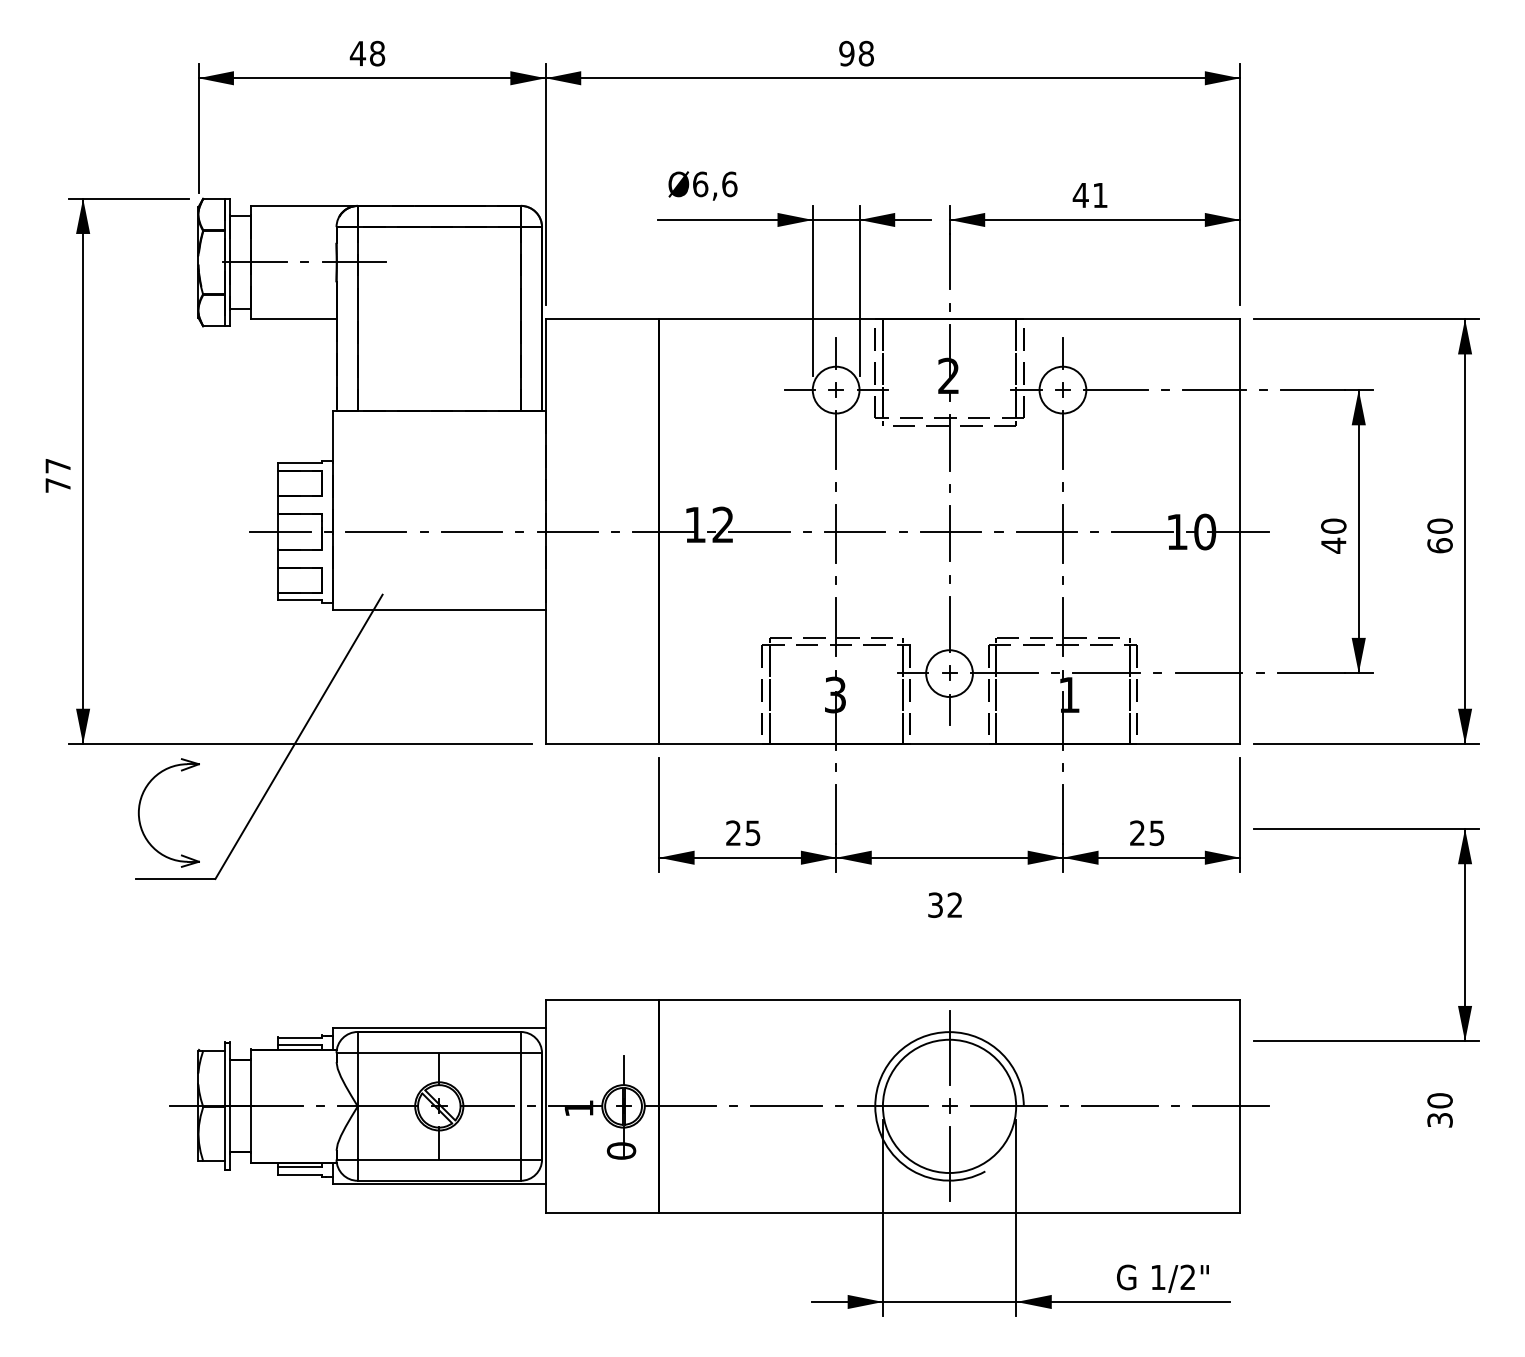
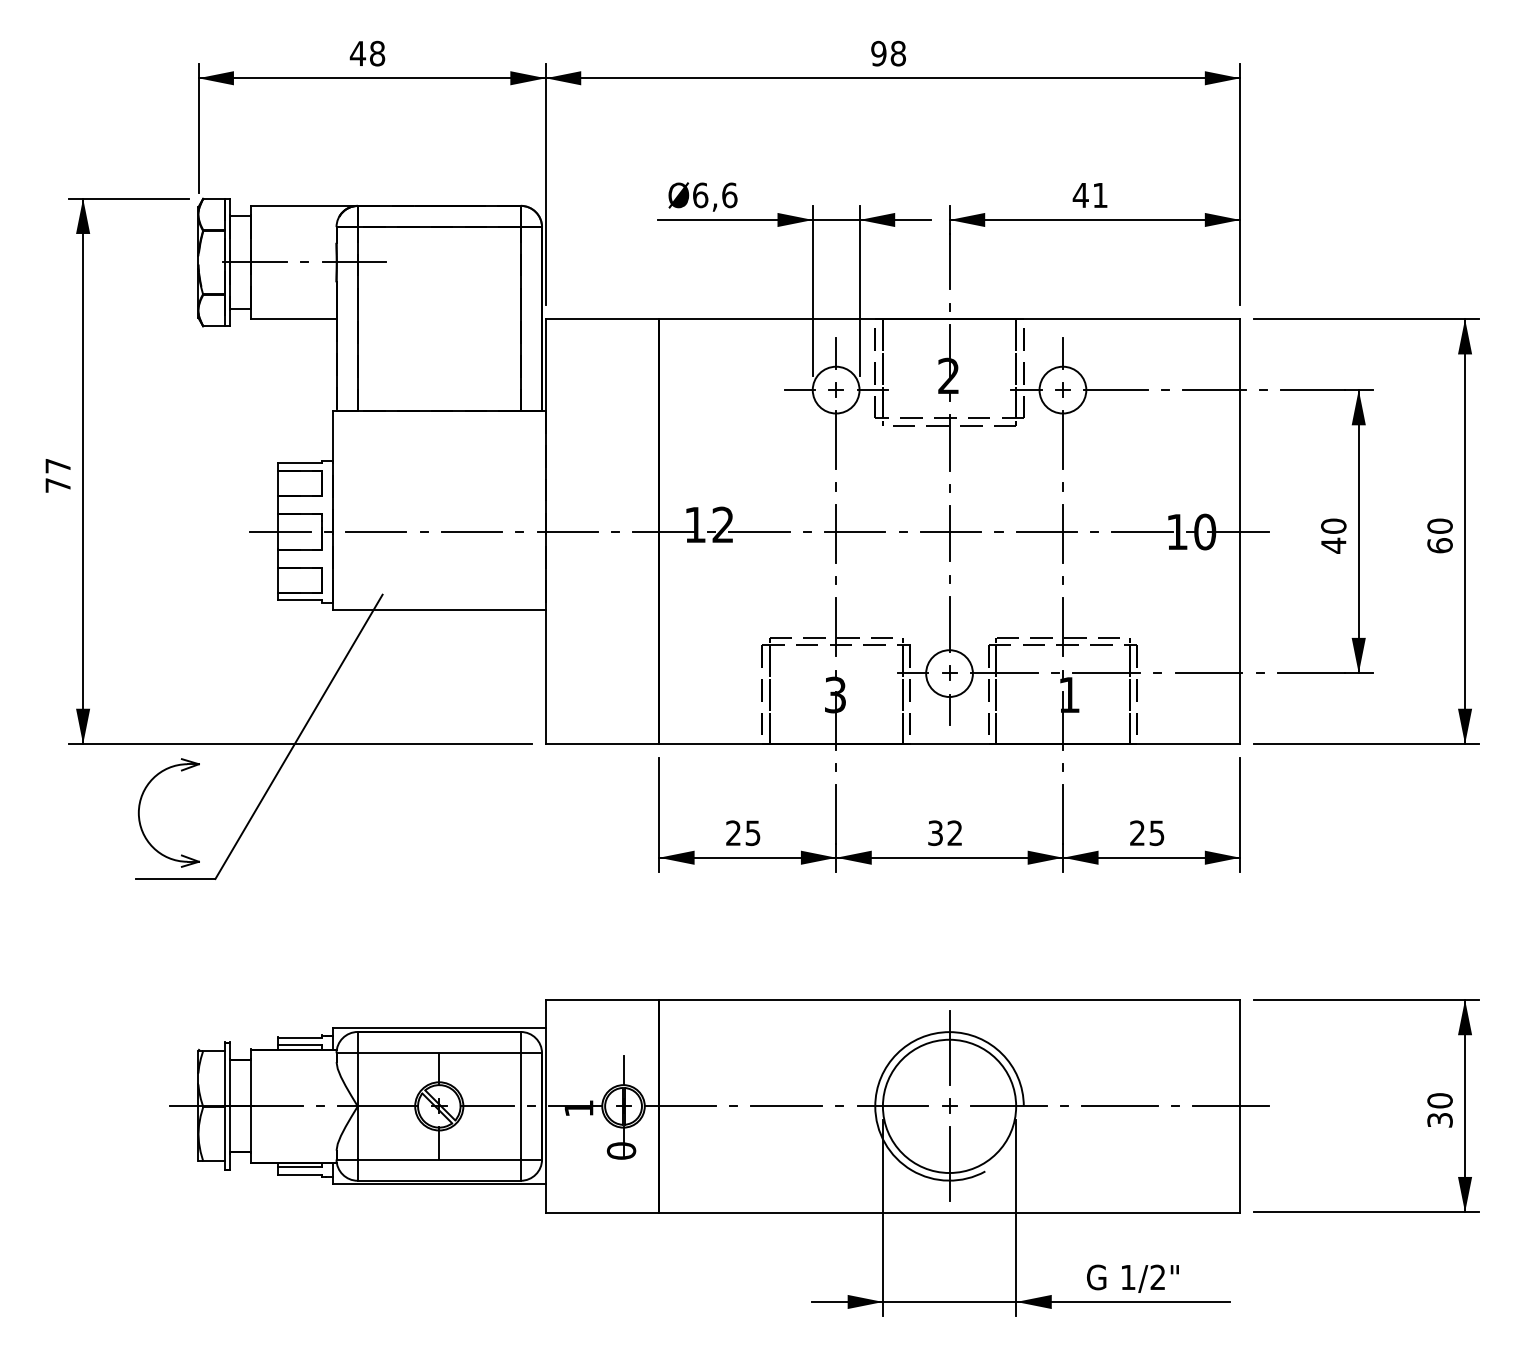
text position: (856, 53) -> (888, 53) (888, 53)
text position: (702, 185) -> (702, 196) (702, 196)
text position: (944, 904) -> (944, 832) (944, 832)
part position: (1464, 934) -> (1464, 1105) (1464, 1105)
text position: (1162, 1278) -> (1132, 1278) (1132, 1278)
